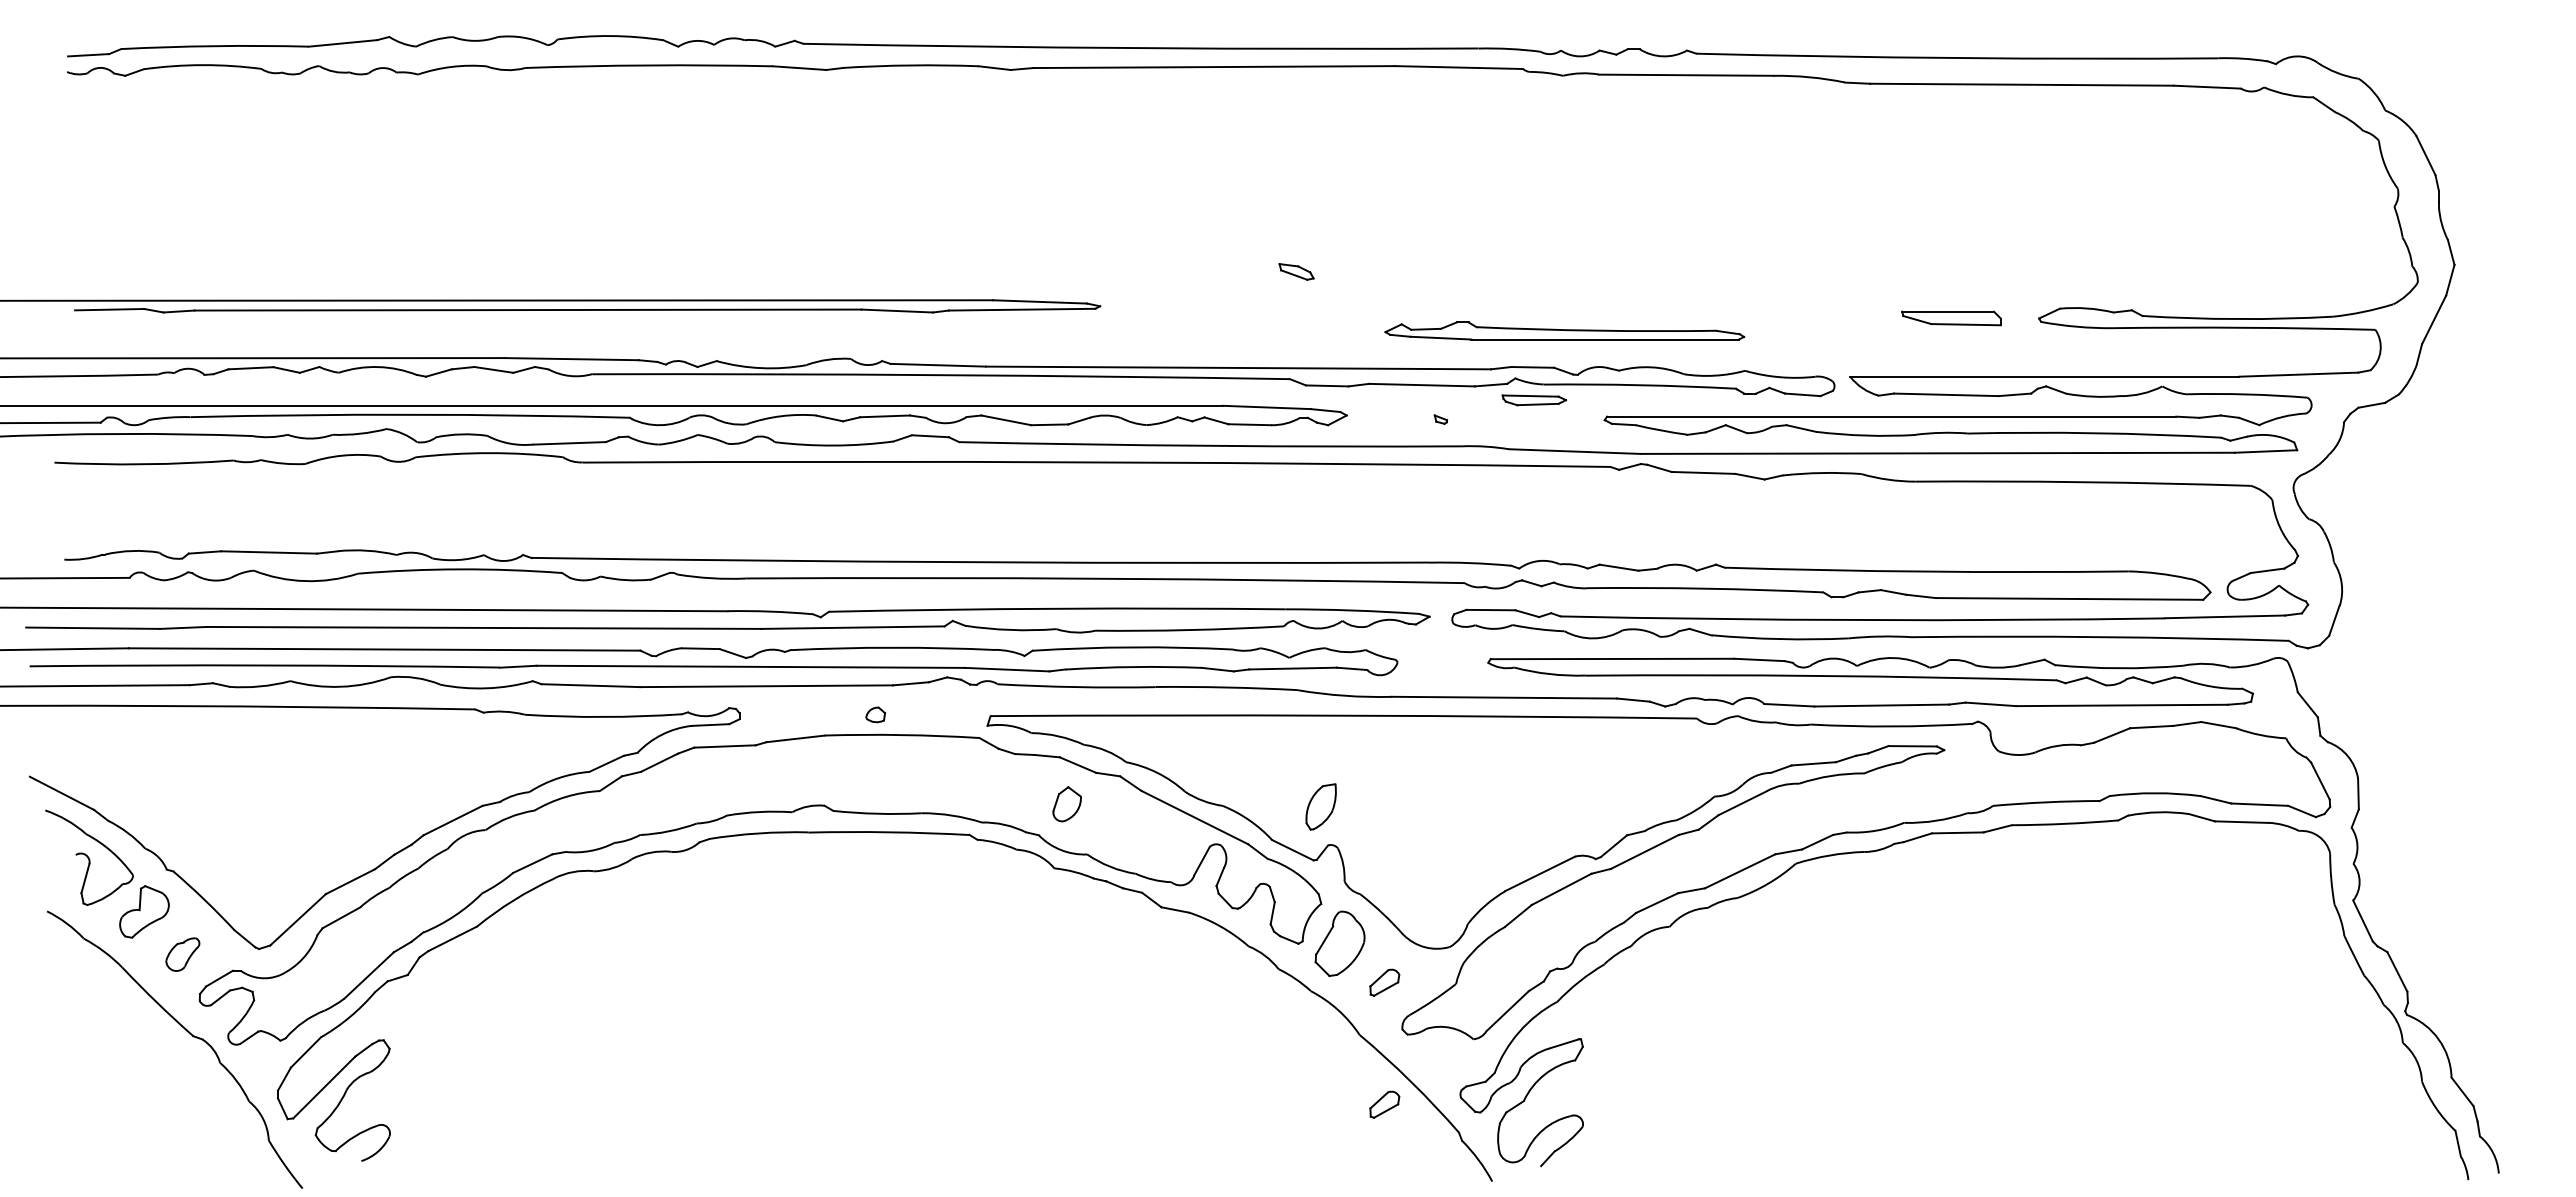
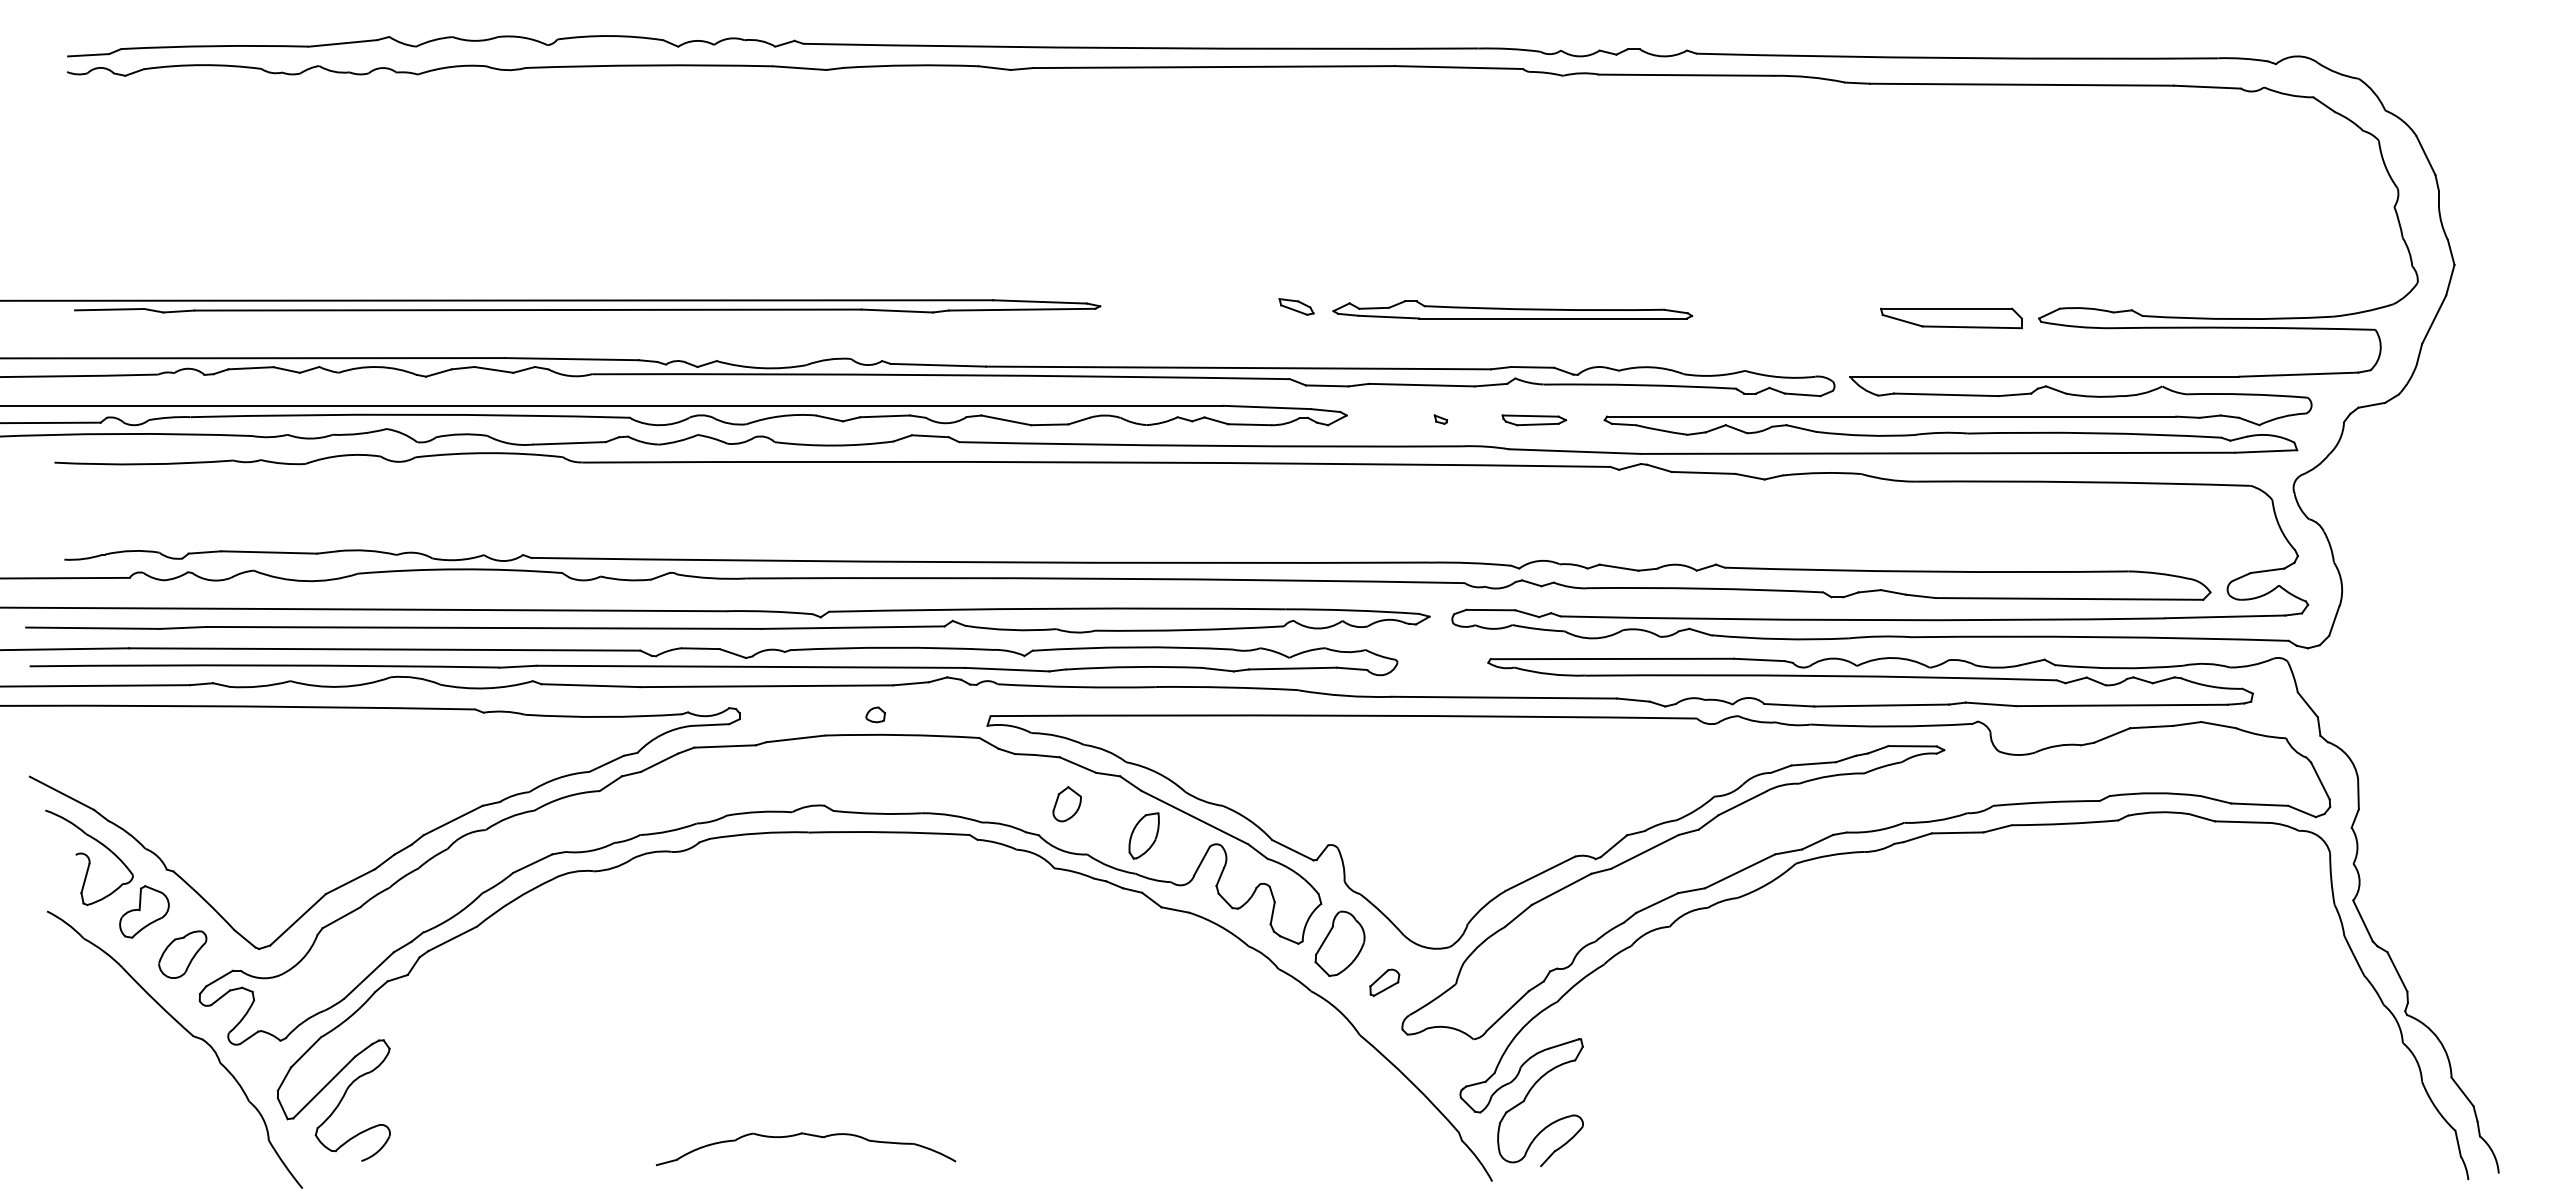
part position: (1296, 271) -> (1296, 306) (1296, 306)
part size: 101x17 px -> 143x23 px (1951, 318)
part position: (1564, 330) -> (1512, 309) (1512, 309)
part position: (1533, 400) -> (1533, 420) (1533, 420)
part position: (1320, 806) -> (1143, 835) (1143, 835)
part size: 36x35 px -> 50x49 px (182, 954)
part: present -> none (1384, 1104)
part: none -> present (806, 1135)
